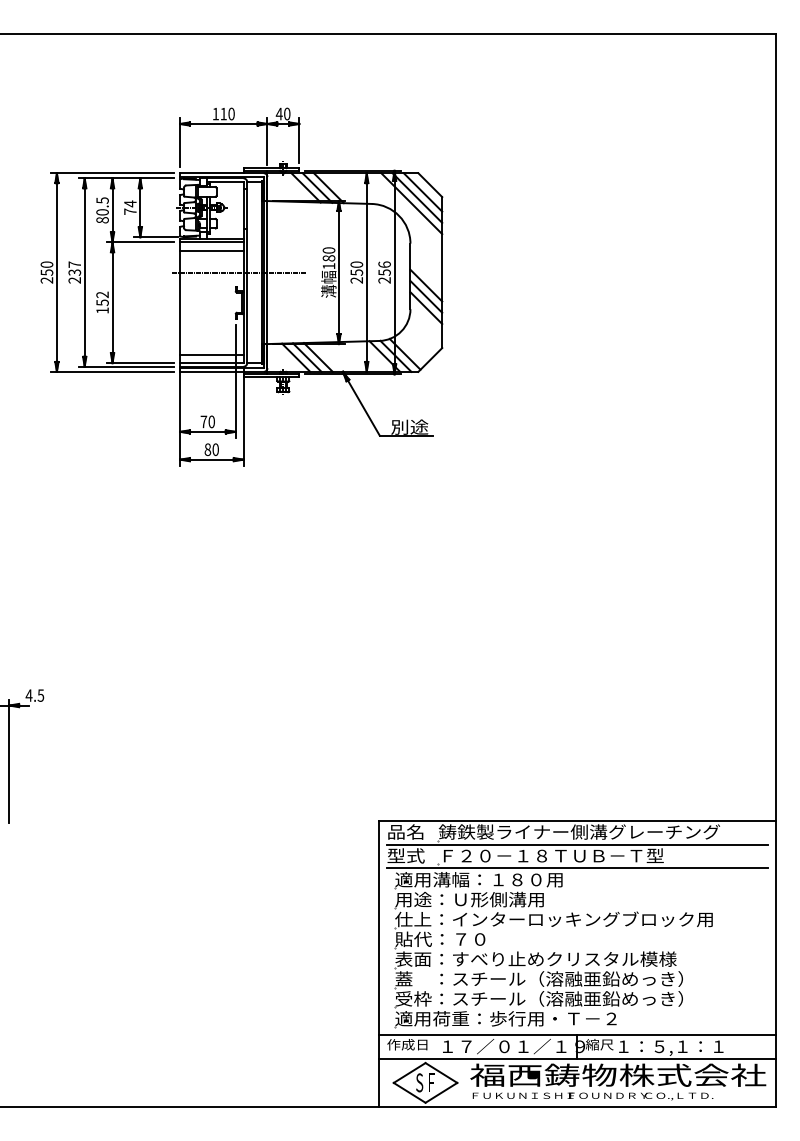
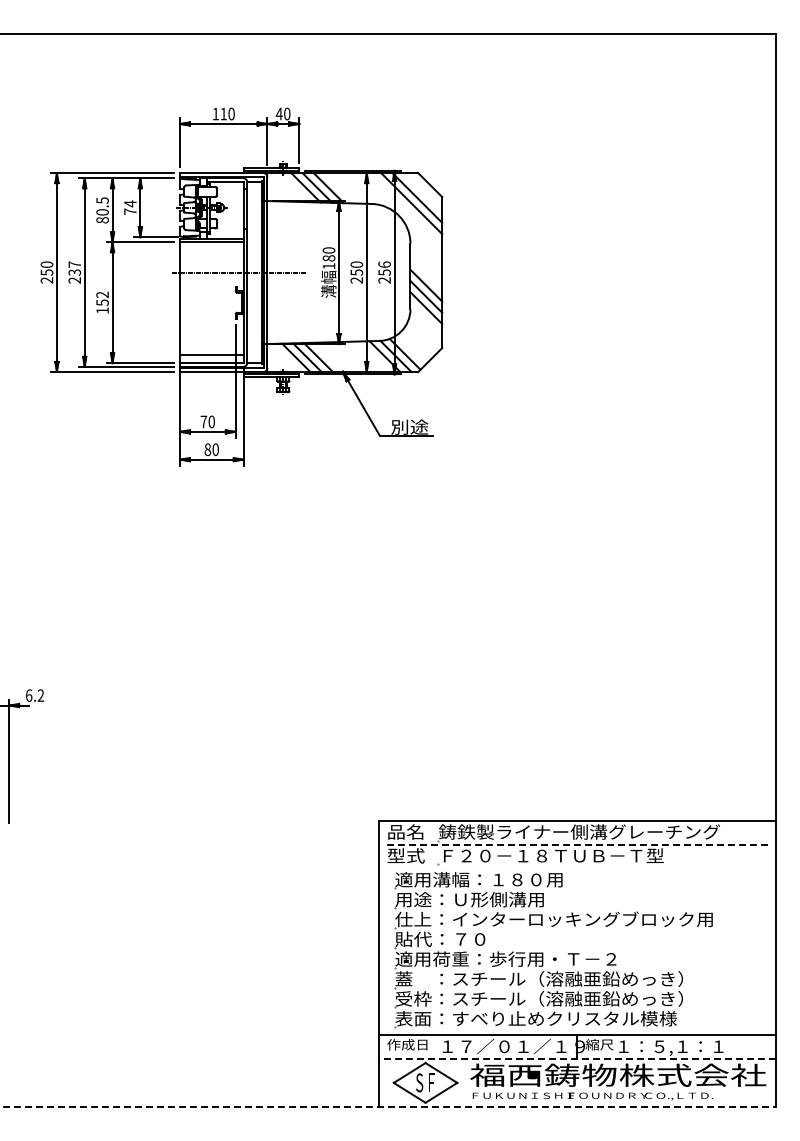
line: present -> none (422, 192)
line: present -> none (211, 250)
text: 4.5 -> 6.2 (34, 695)
line: solid -> dashed (577, 844)
line: present -> none (576, 868)
text: 表面：すべり止めクリスタル模様 -> 適用荷重：歩行用・Ｔ－２ (535, 958)
text: 適用荷重：歩行用・Ｔ－２ -> 表面：すべり止めクリスタル模様 (535, 1018)
line: solid -> dashed (577, 1059)
line: solid -> dashed (388, 1106)
